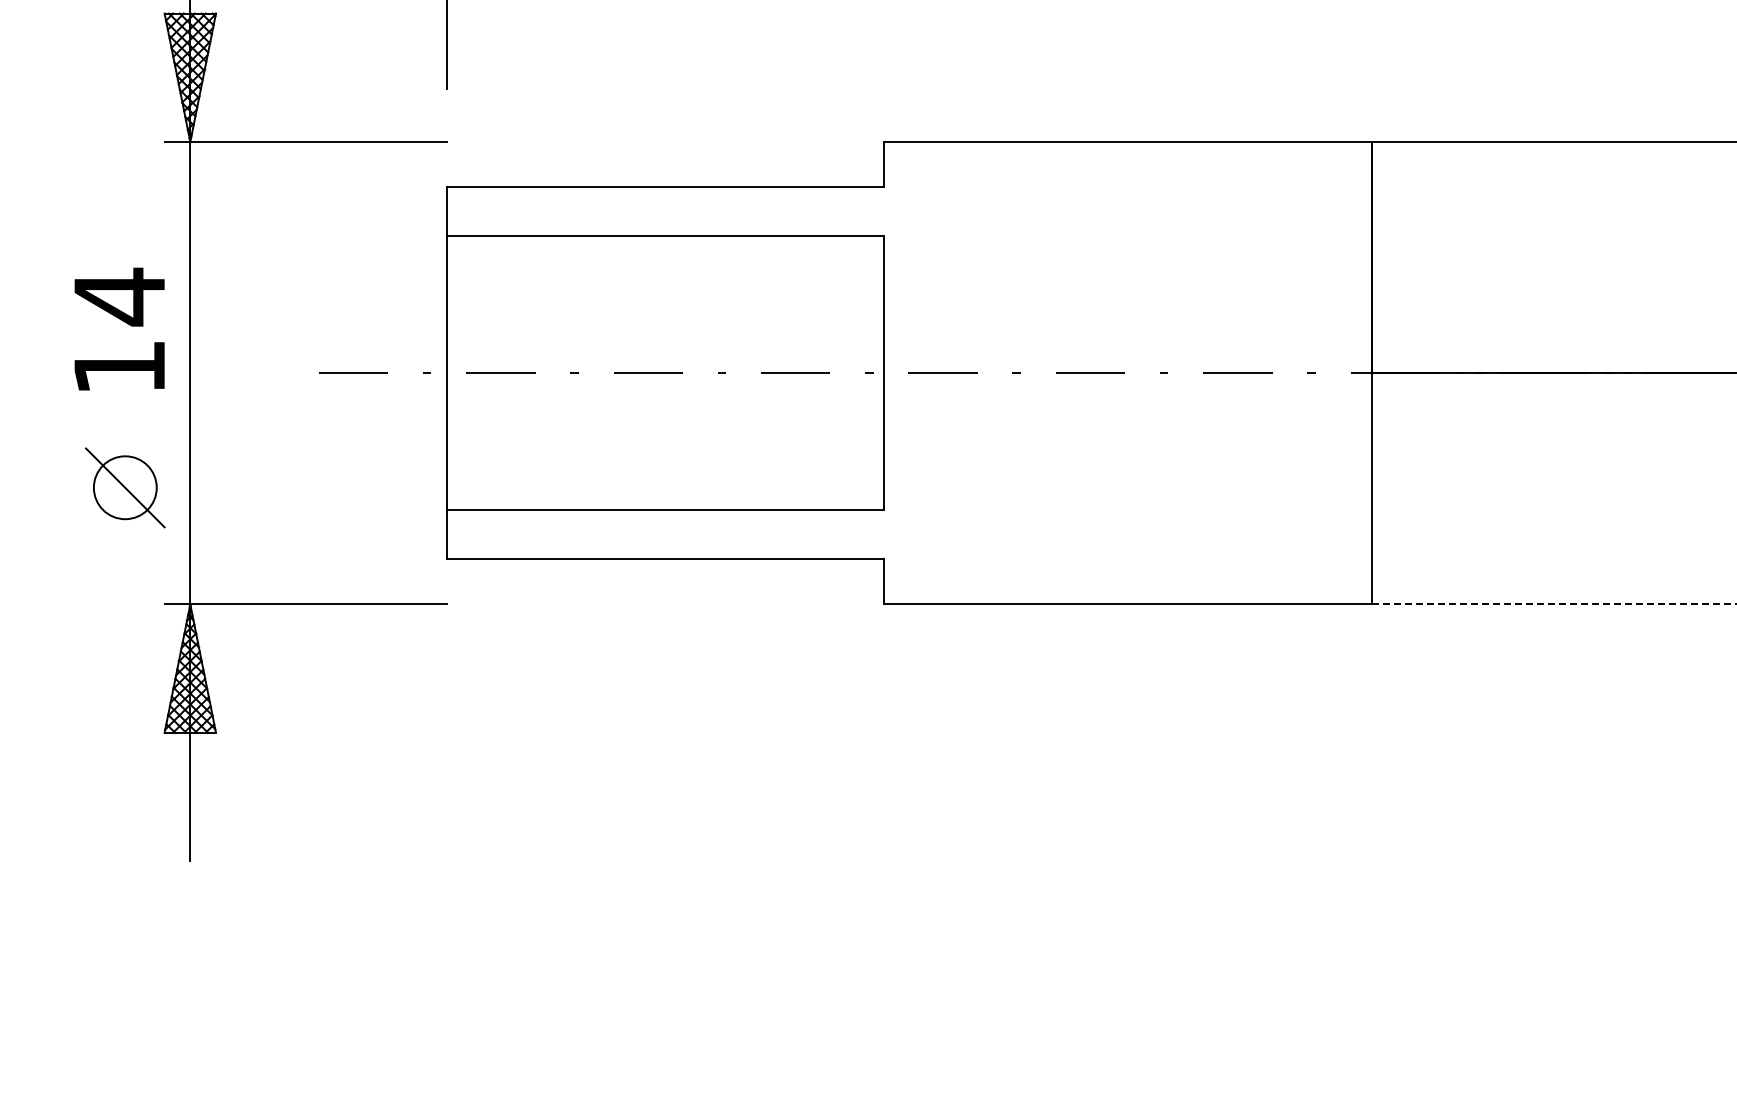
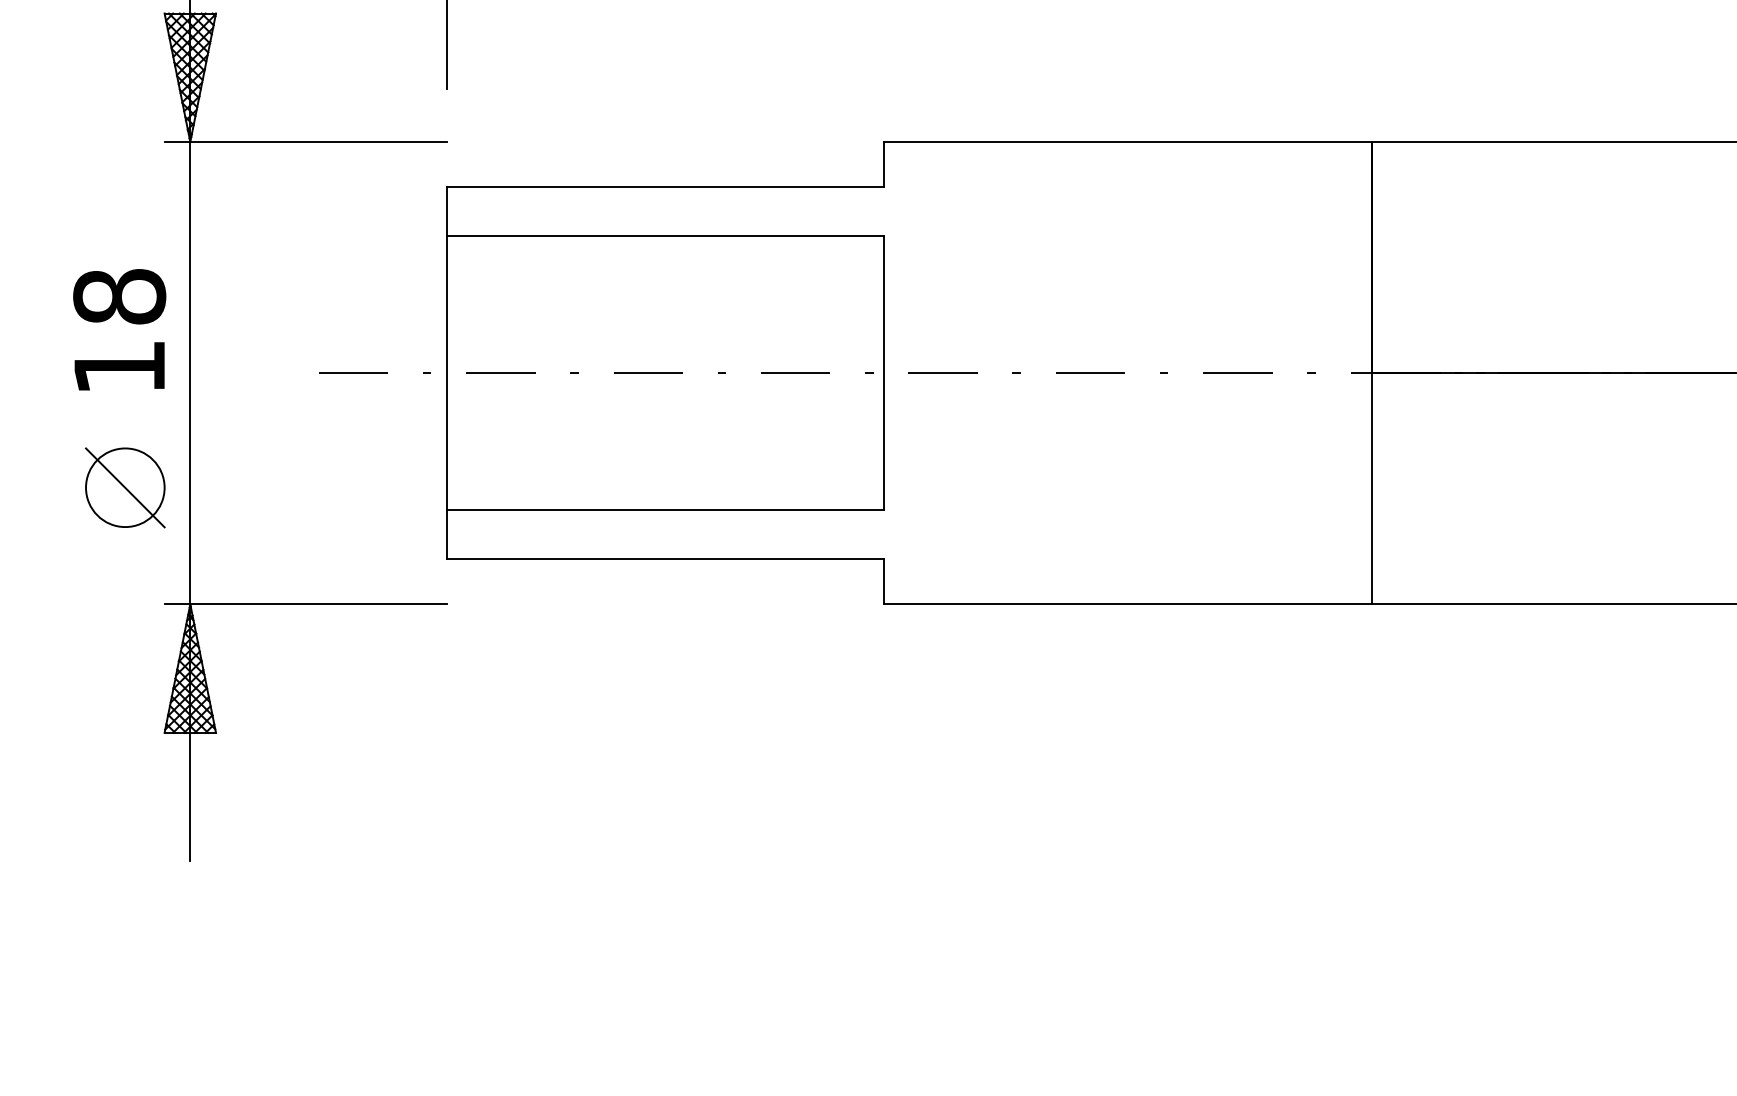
text: 14 -> 18 (119, 296)
circle diameter: 63 px -> 79 px (125, 487)
line: dashed -> solid (1554, 604)
